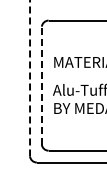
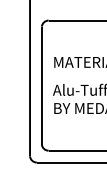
line: dashed -> solid (30, 78)
line: dashed -> solid (41, 85)
